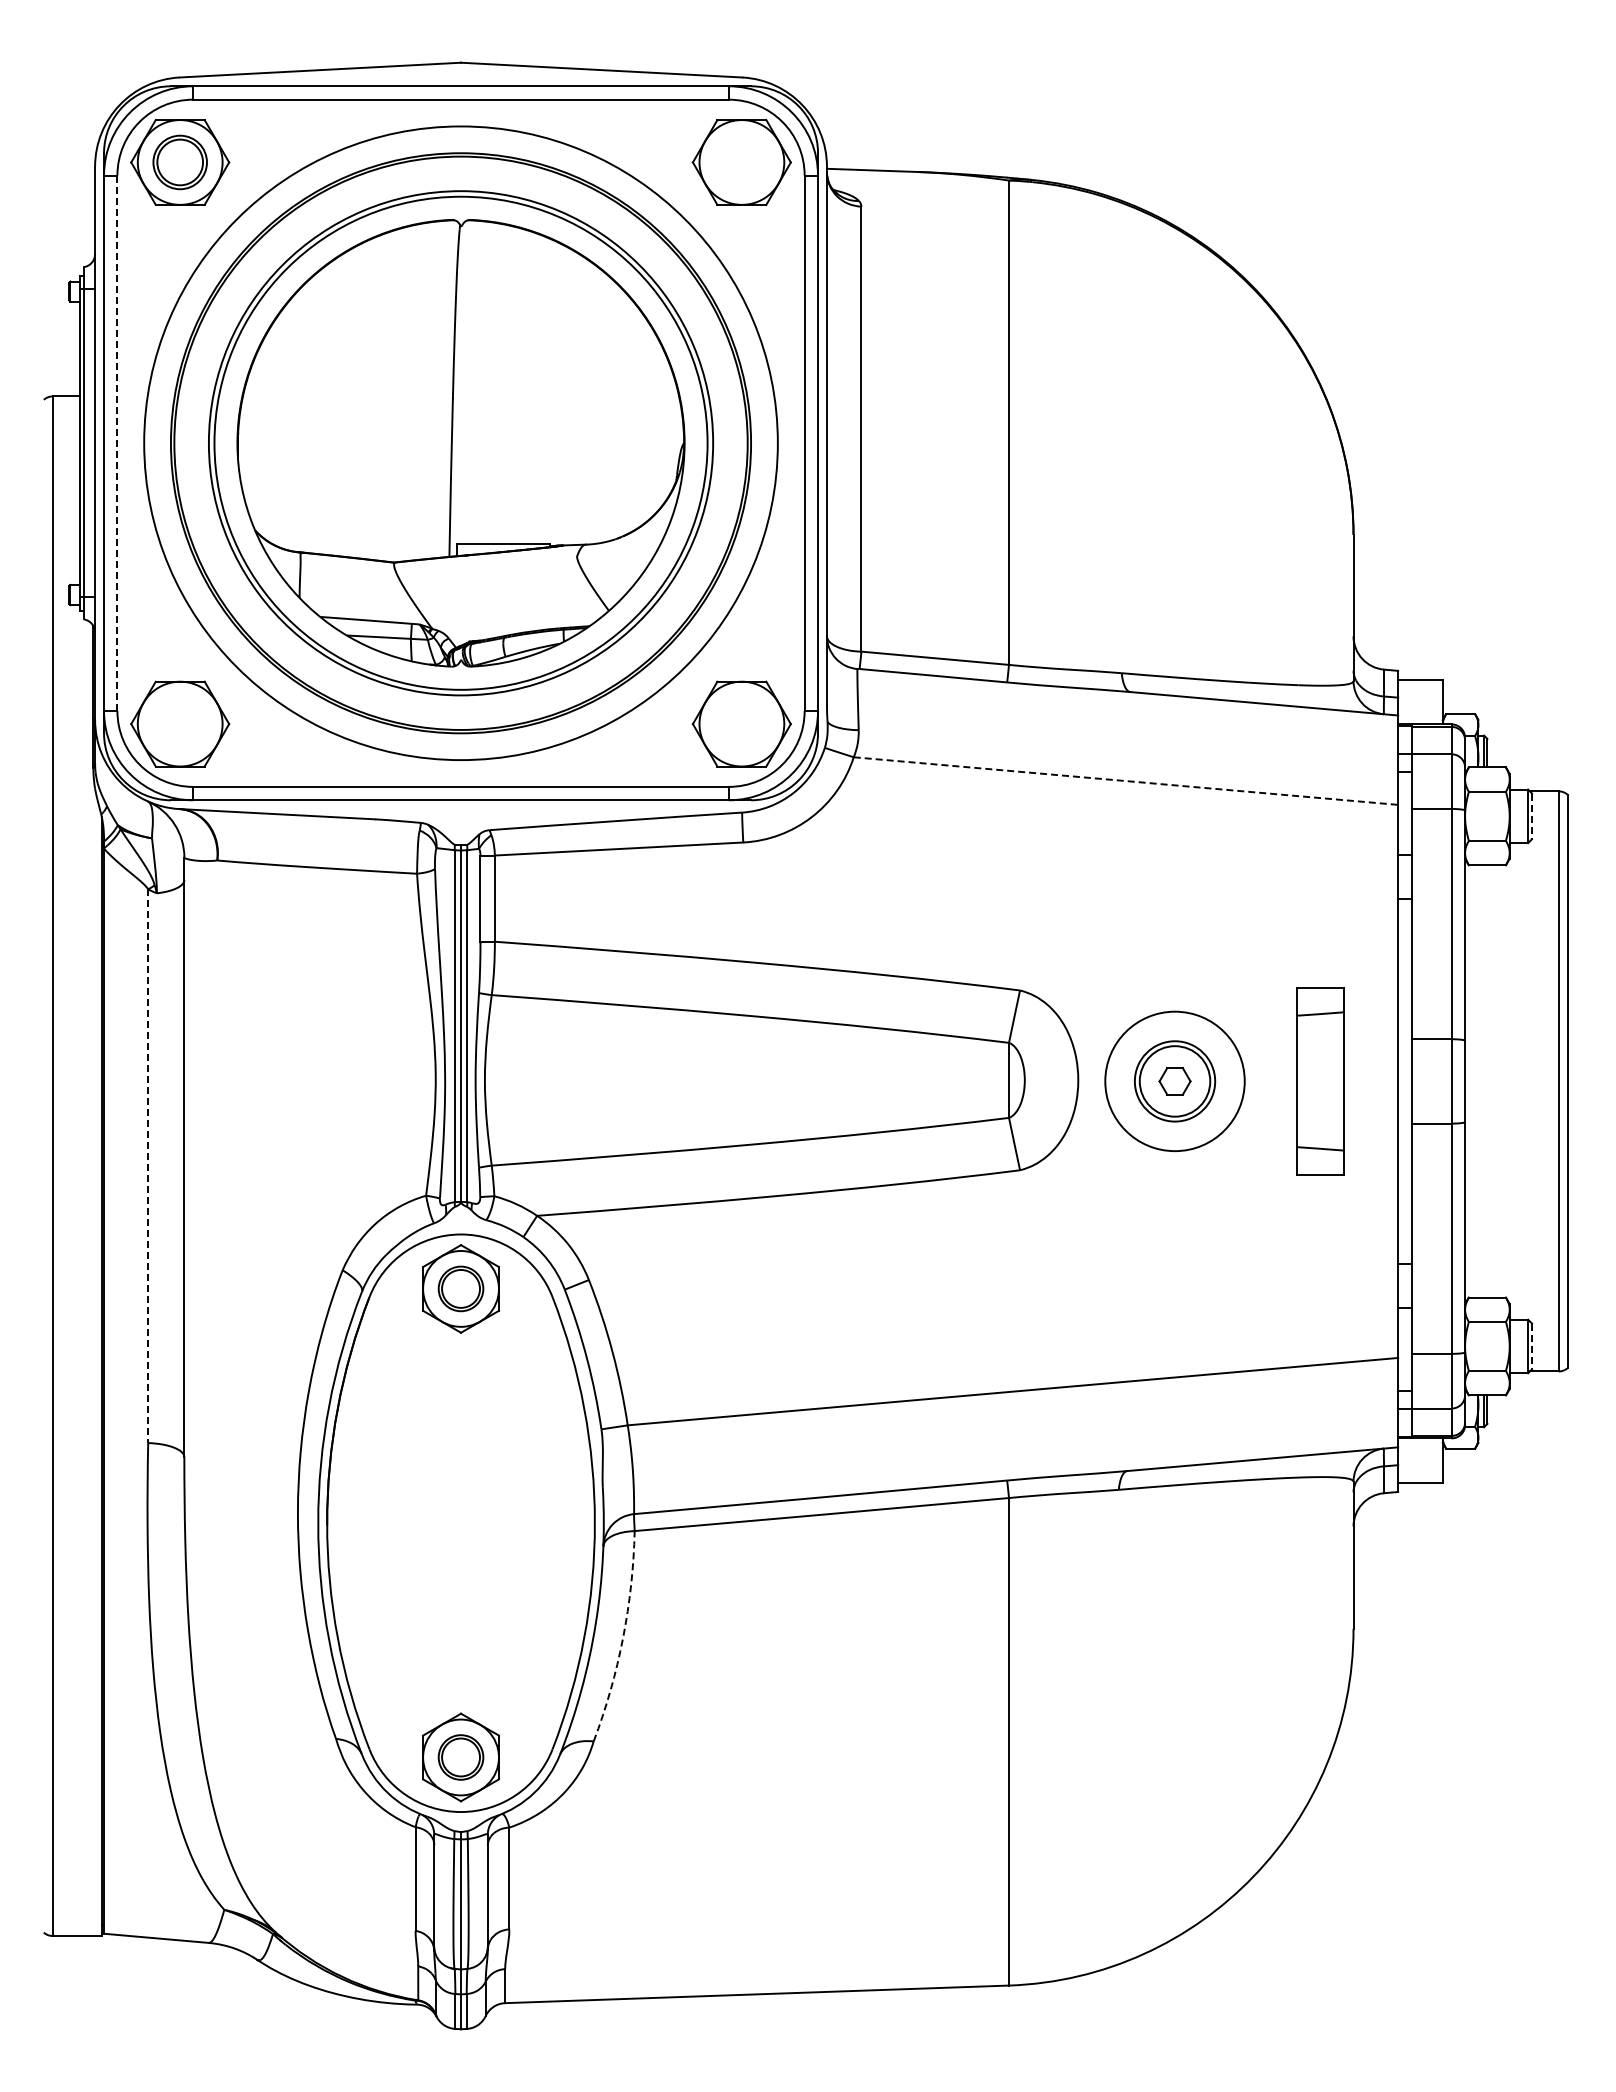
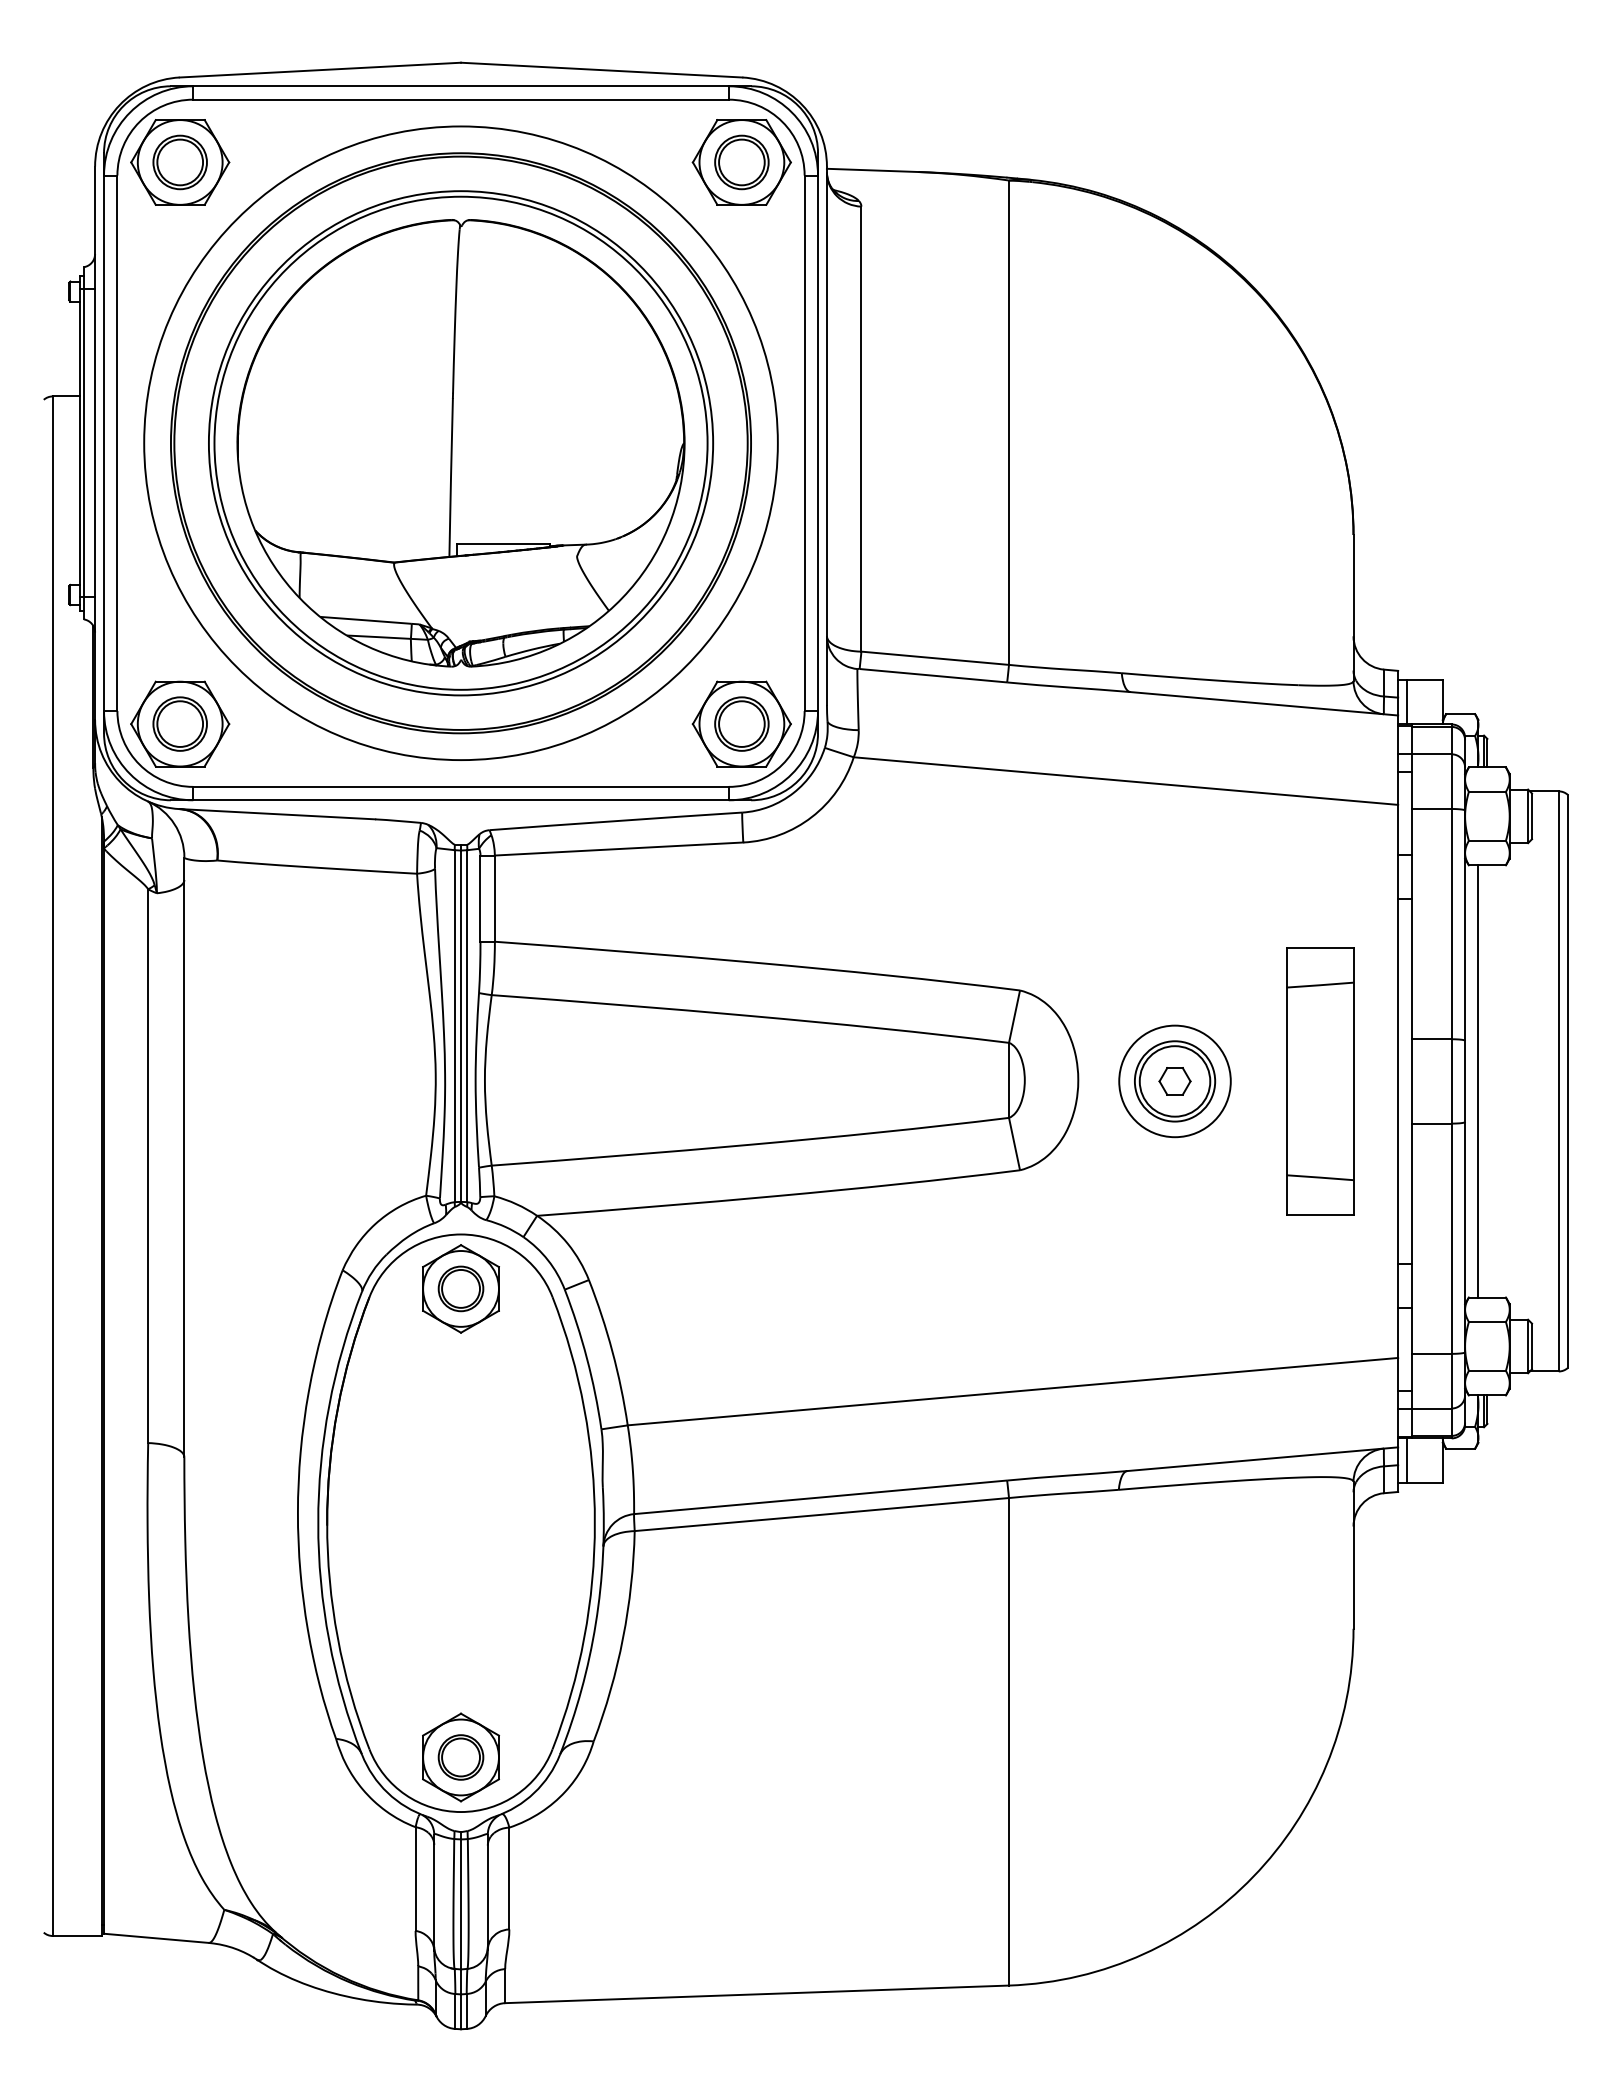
part: none -> present (741, 162)
line: dashed -> solid (117, 443)
line: none -> present (1407, 701)
part: none -> present (179, 723)
part: none -> present (741, 723)
line: dashed -> solid (1126, 781)
line: dashed -> solid (1532, 816)
circle diameter: 139 px -> 112 px (1174, 1081)
part size: 49x189 px -> 69x269 px (1320, 1081)
line: none -> present (1478, 1081)
line: dashed -> solid (148, 1166)
line: dashed -> solid (1532, 1346)
line: none -> present (1407, 1460)
arc: dashed -> solid (623, 1638)
